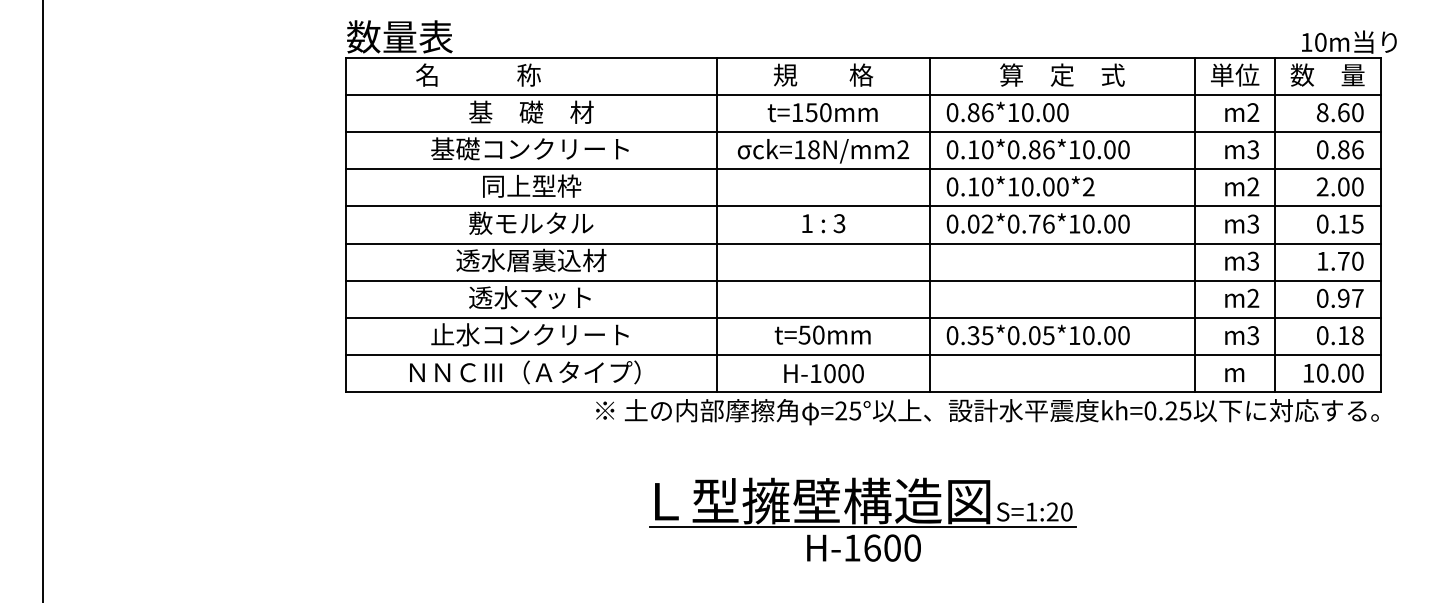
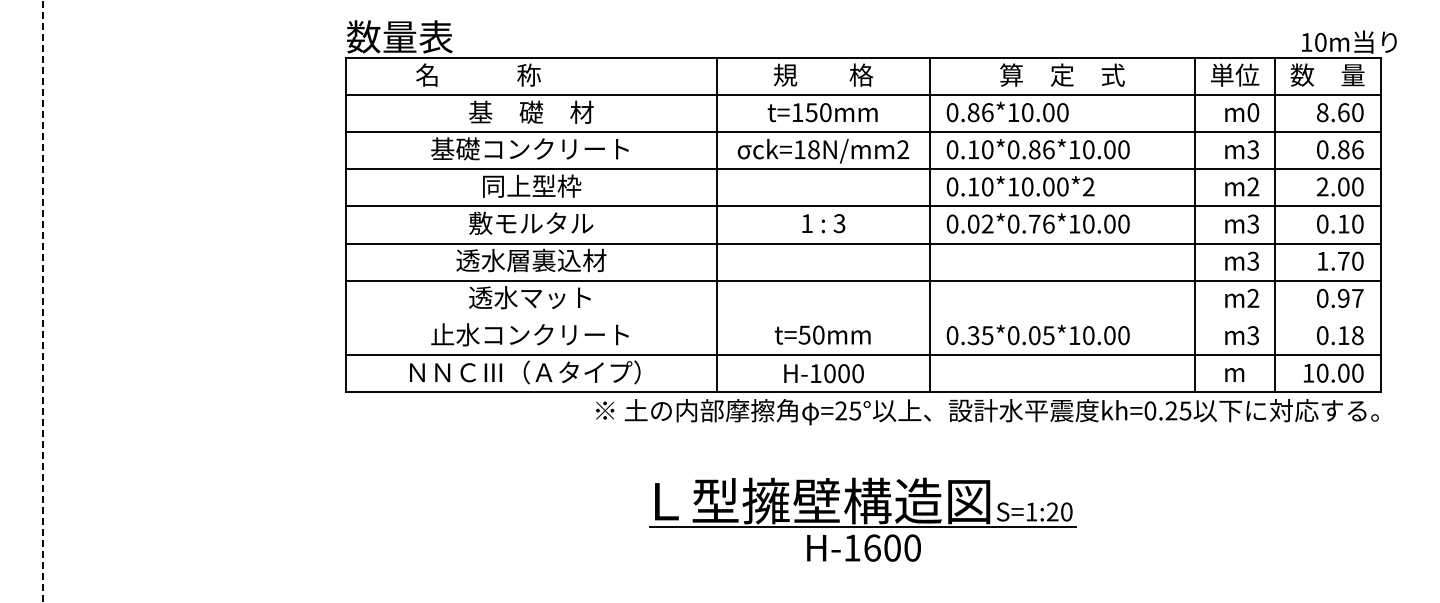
text: m2 -> m0 (1253, 112)
text: 0.15 -> 0.10 (1357, 223)
line: solid -> dashed (43, 301)
line: present -> none (862, 317)
